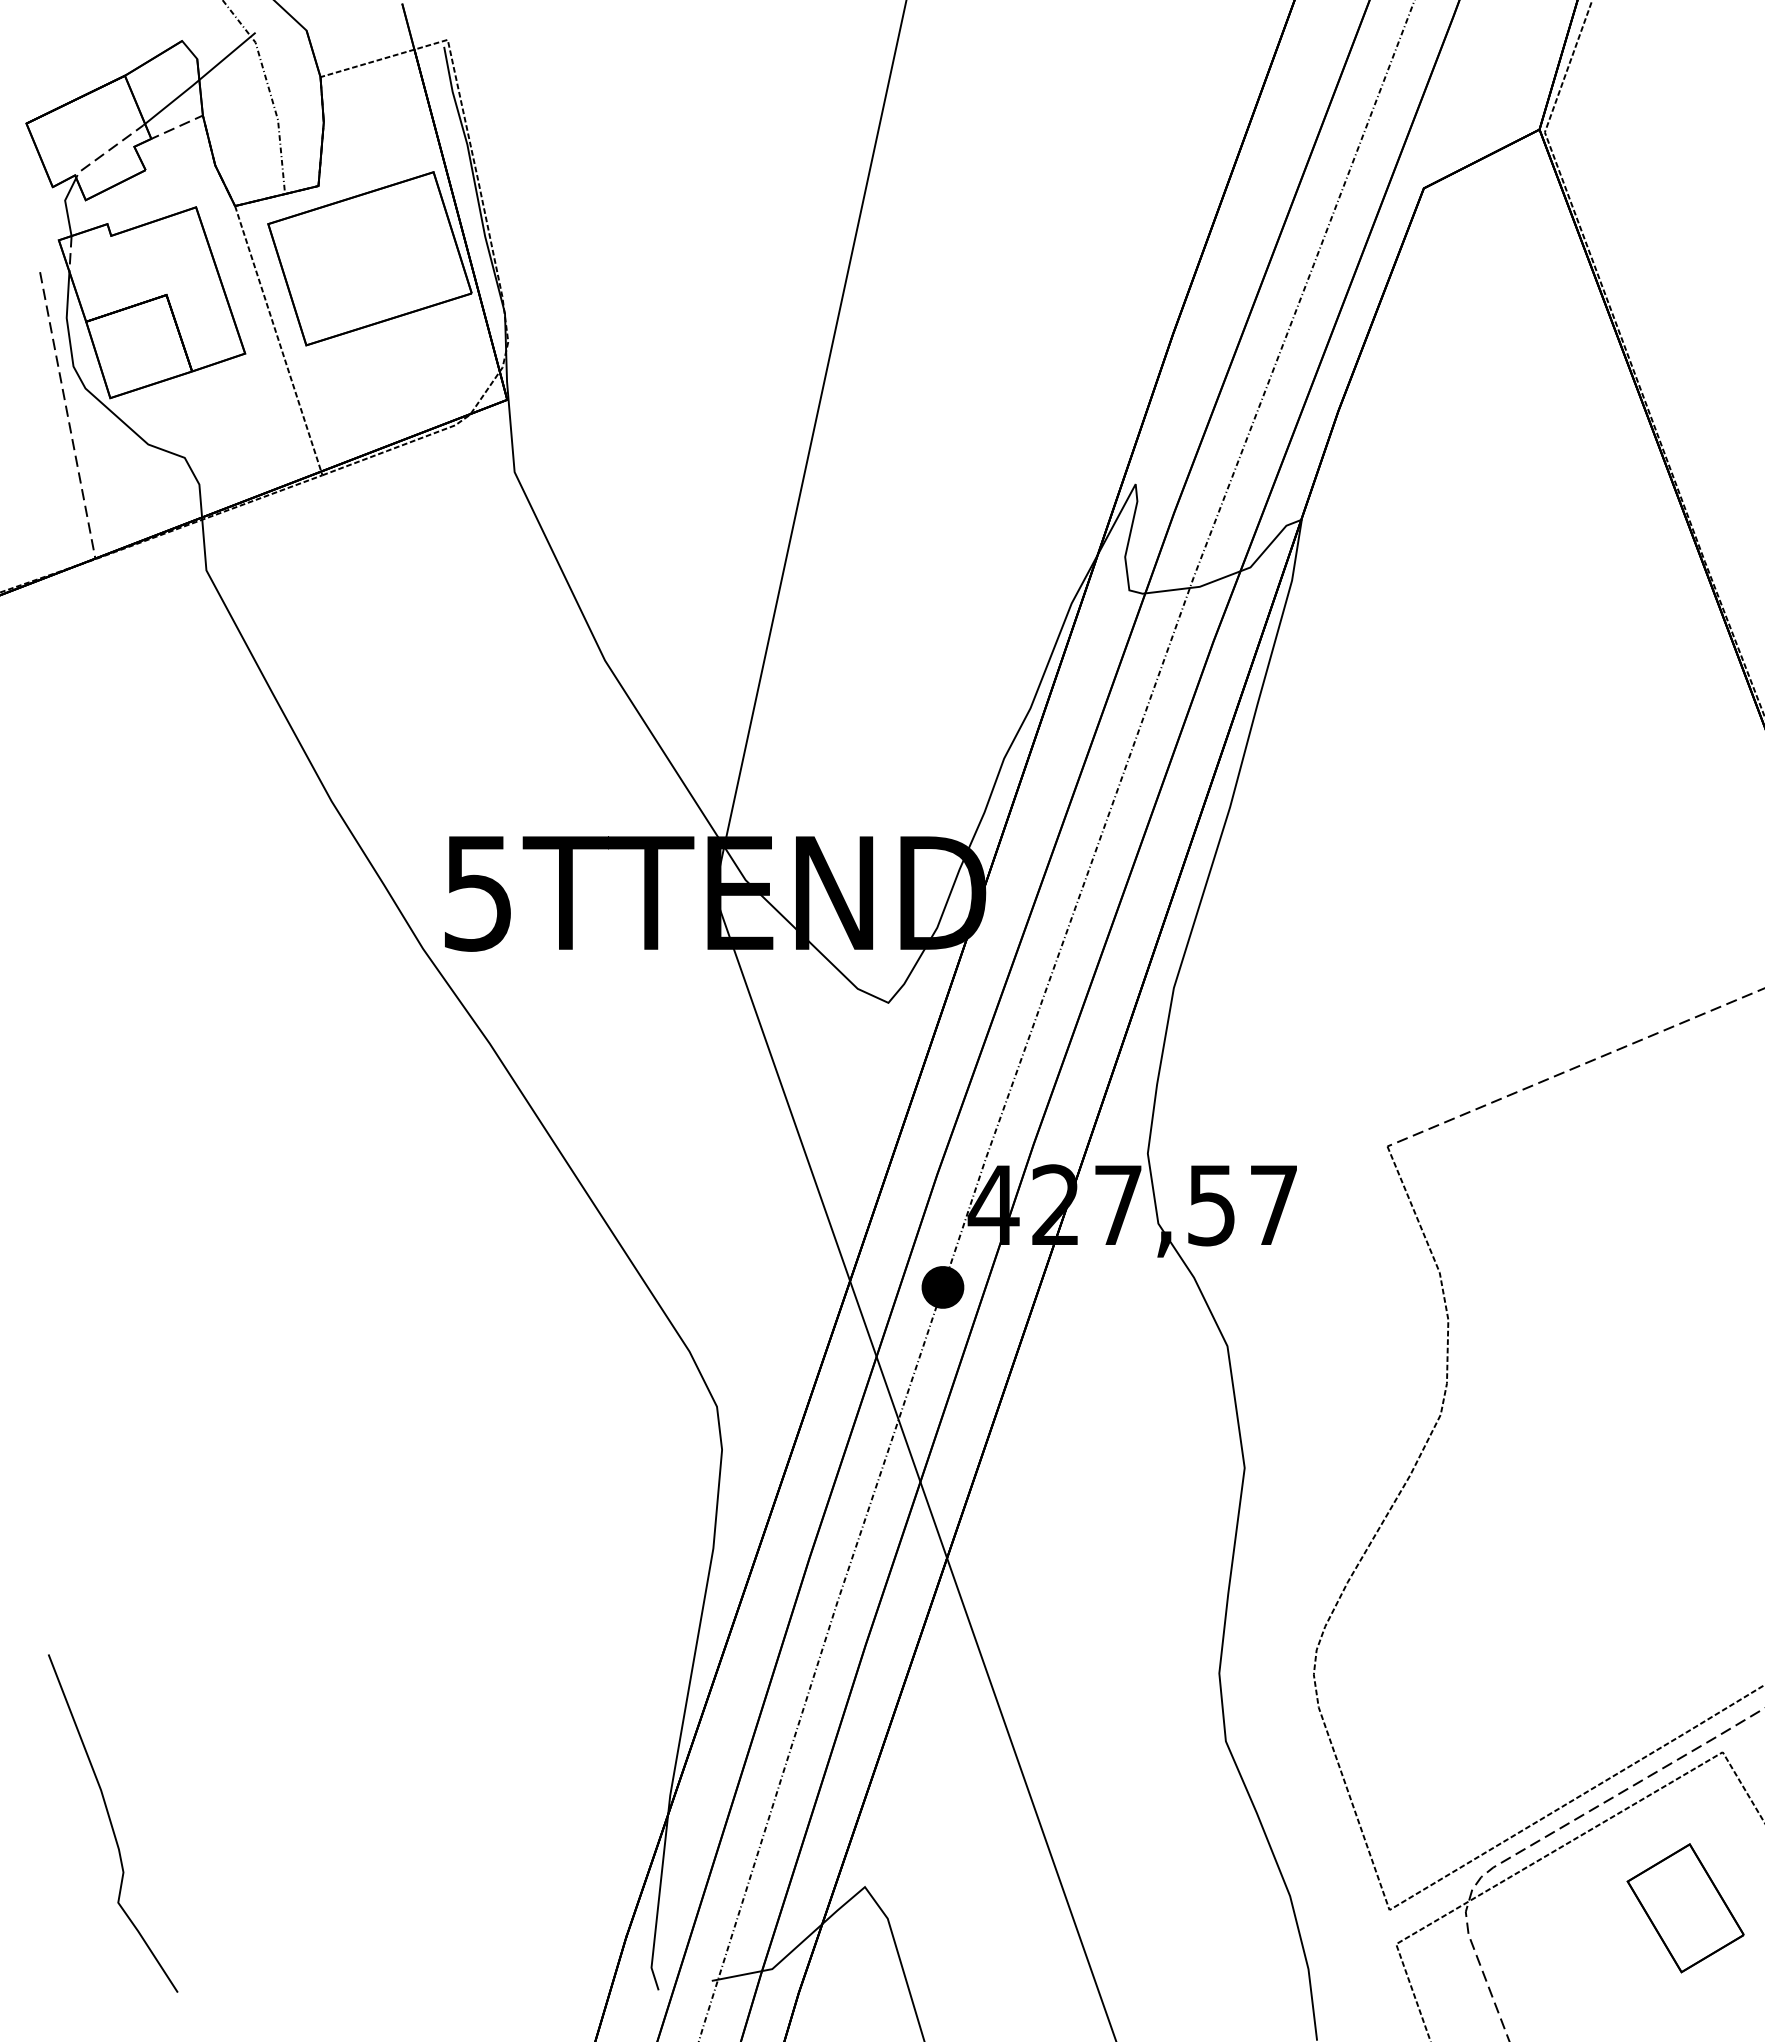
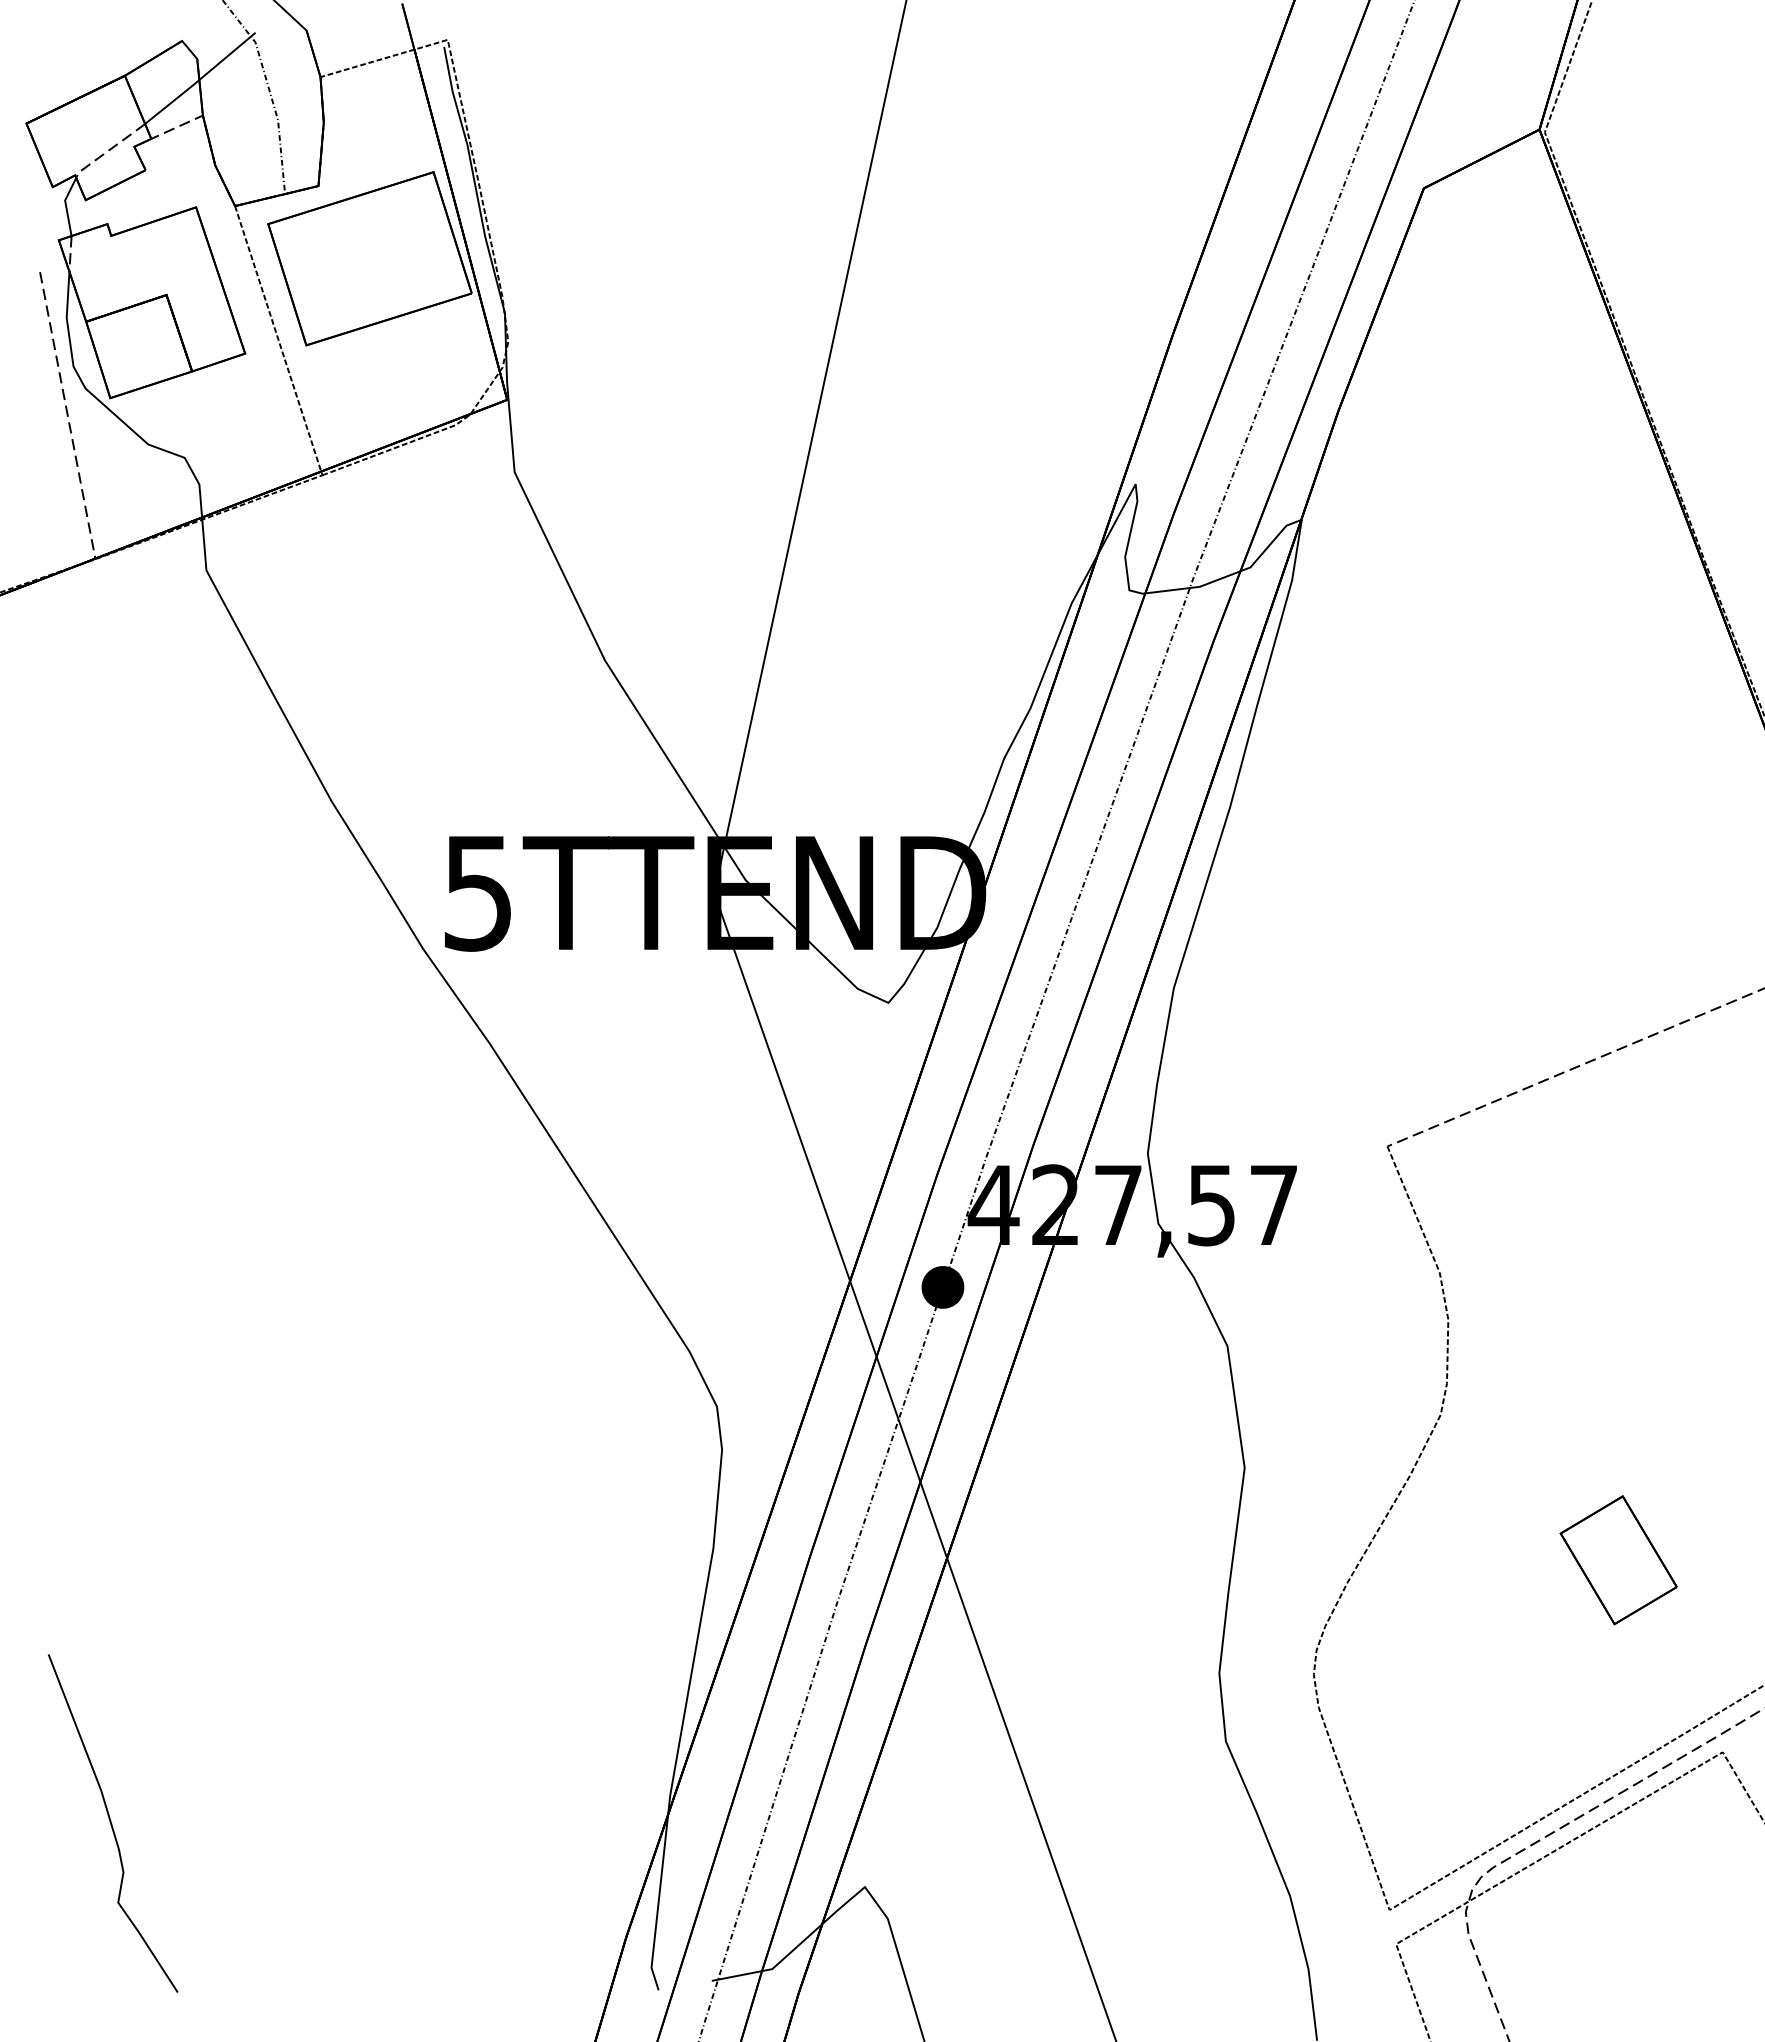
part position: (1685, 1908) -> (1618, 1560) (1618, 1560)
